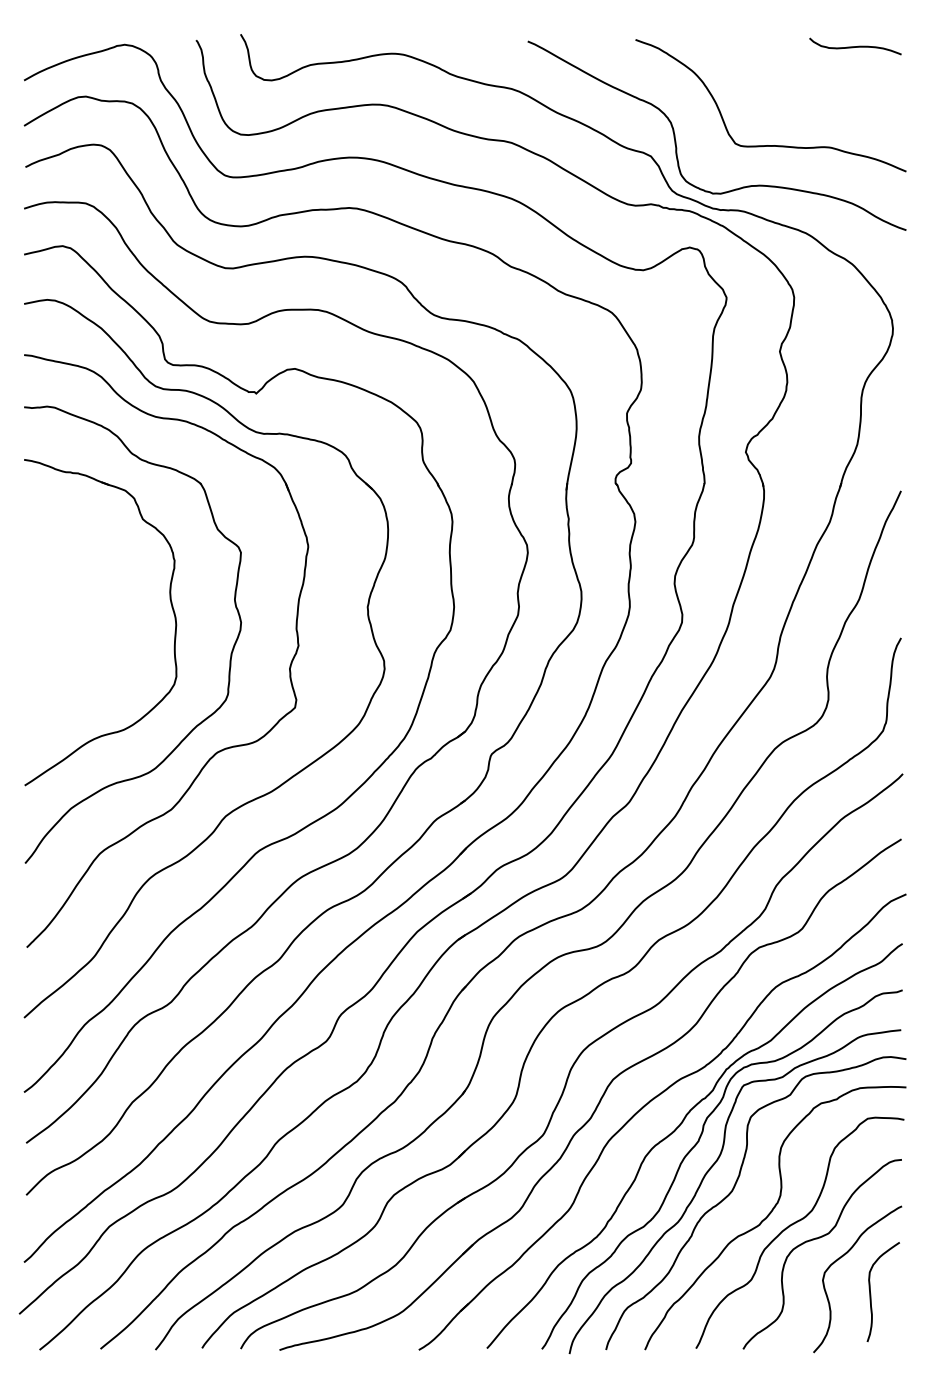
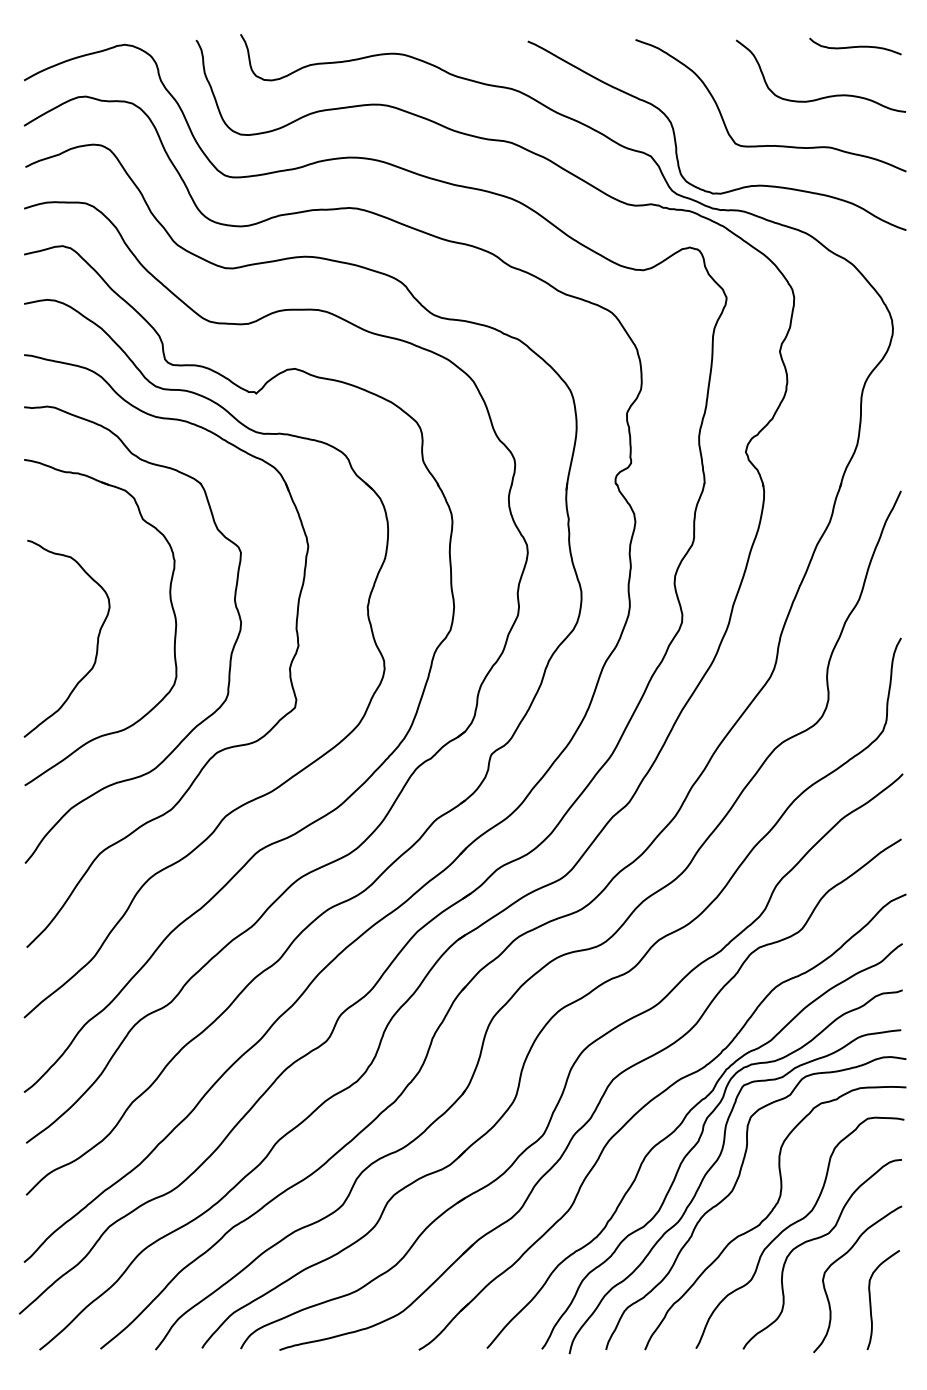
curve: none -> present (824, 96)
curve: none -> present (96, 643)
curve position: (871, 1293) -> (871, 1301) (871, 1301)
